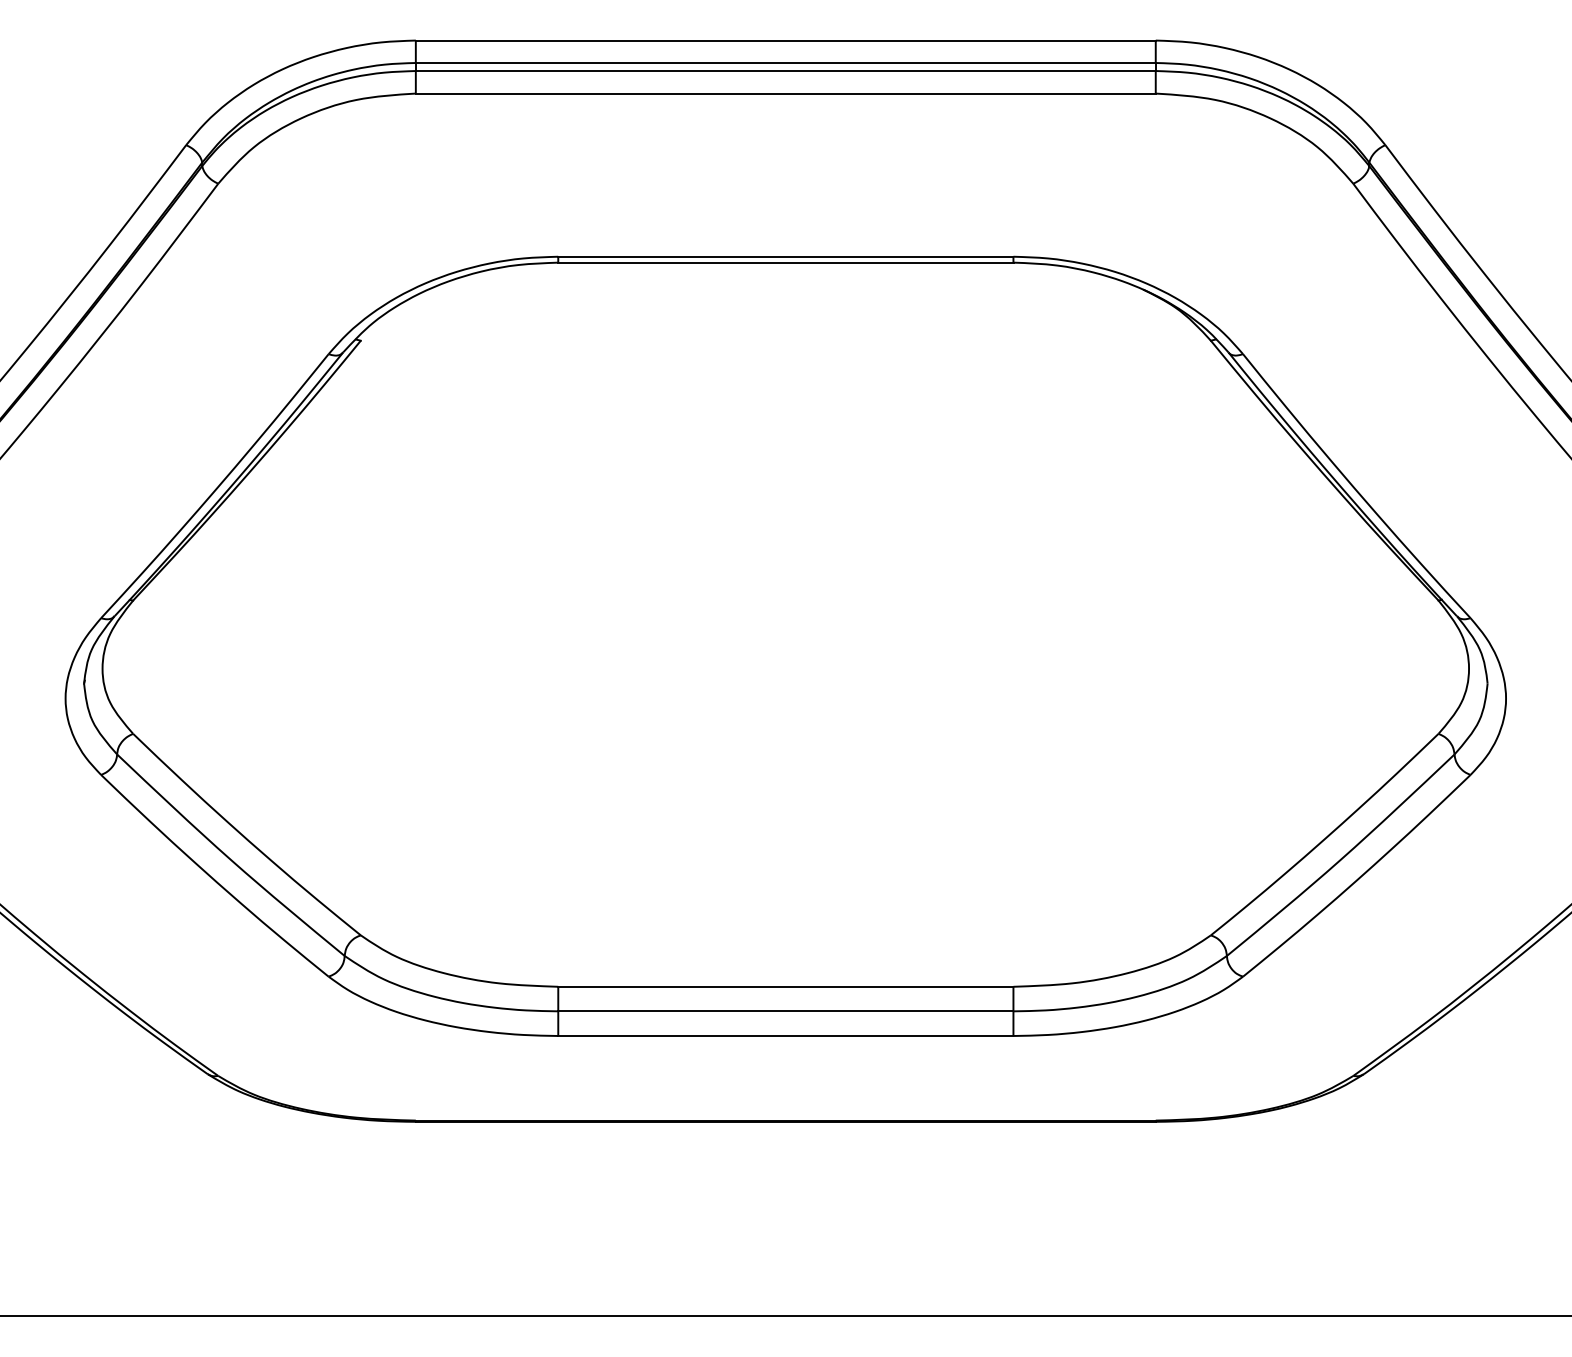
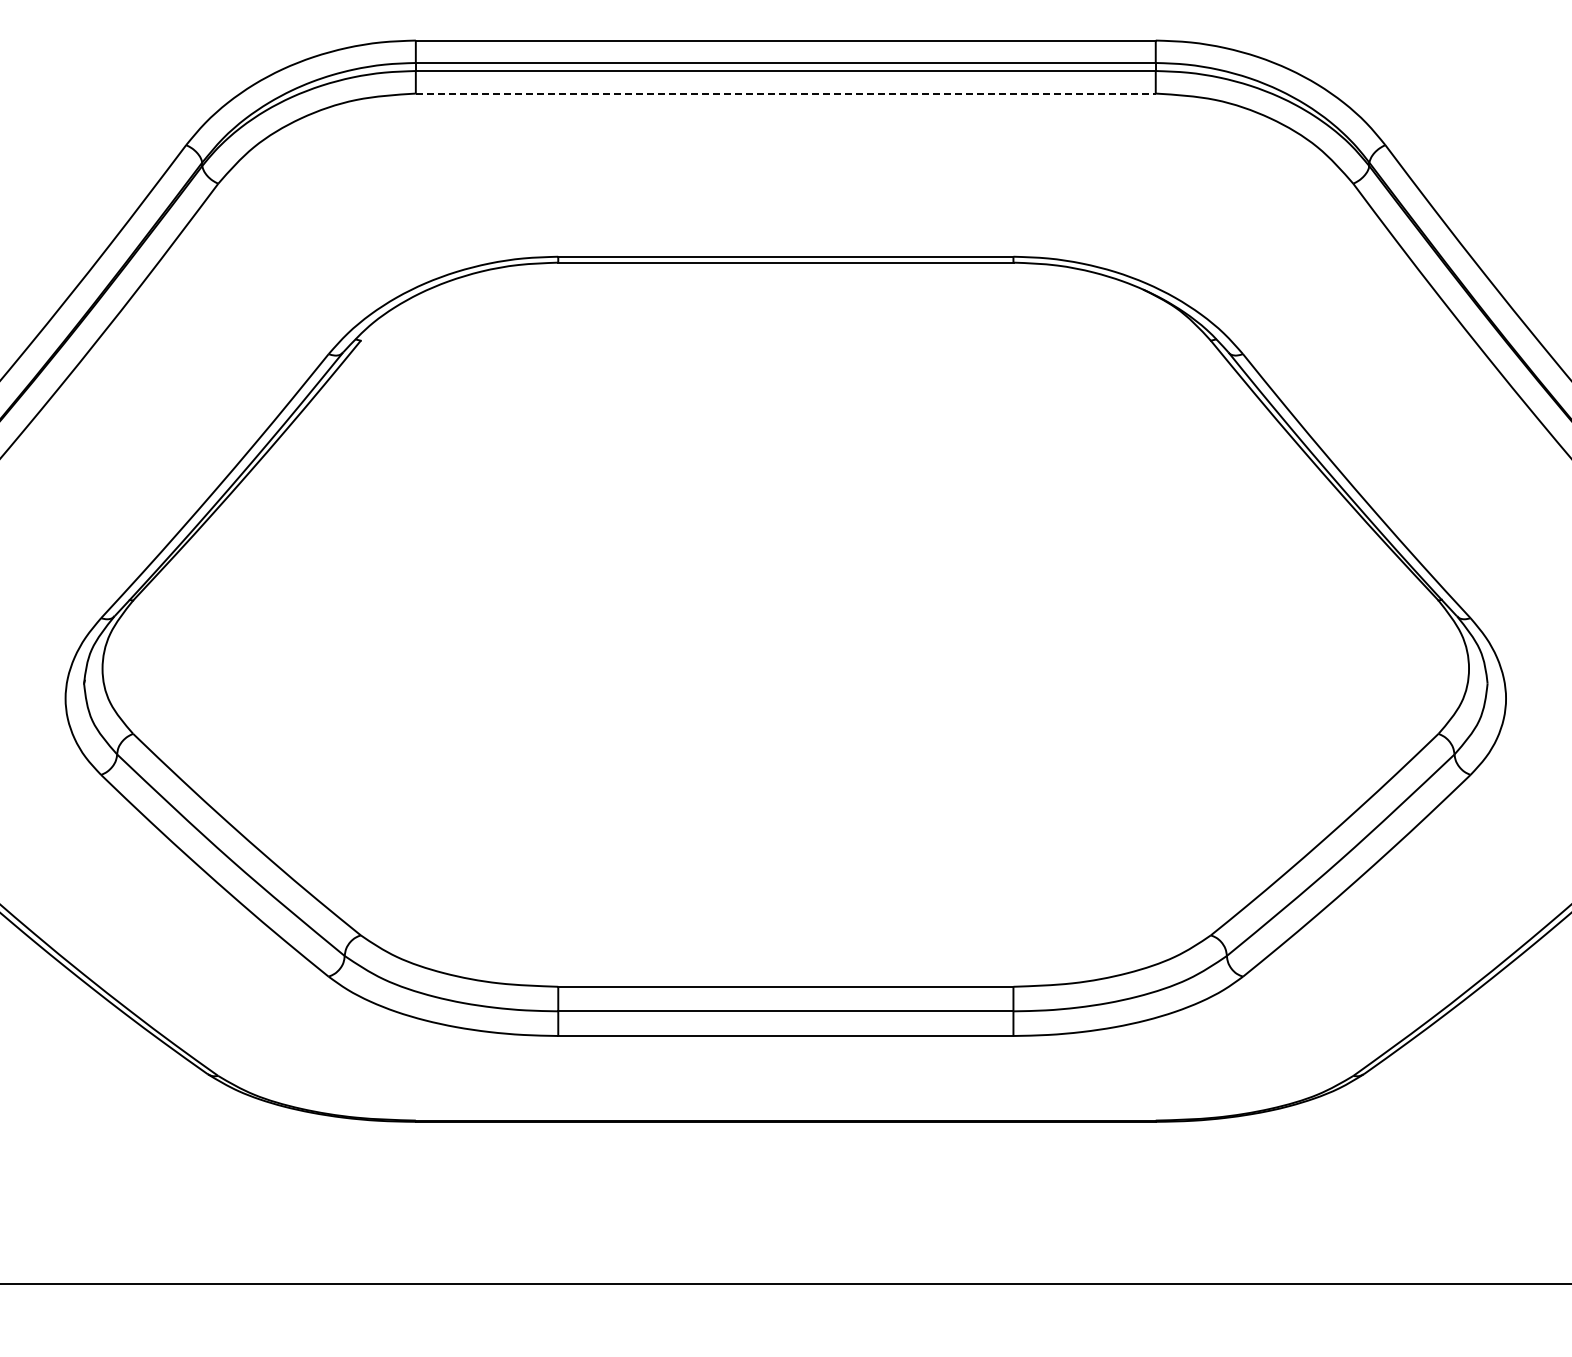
line: solid -> dashed (785, 93)
line position: (785, 1316) -> (785, 1284) (785, 1284)
